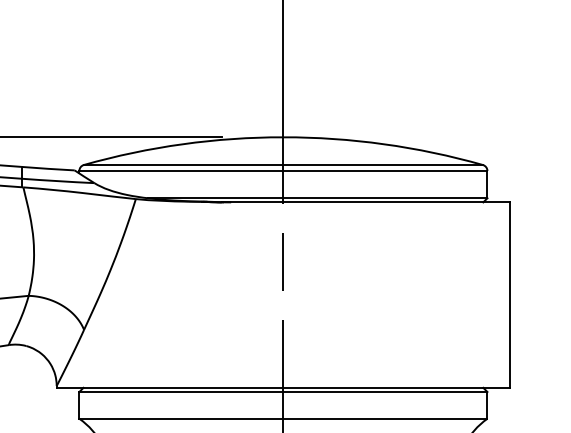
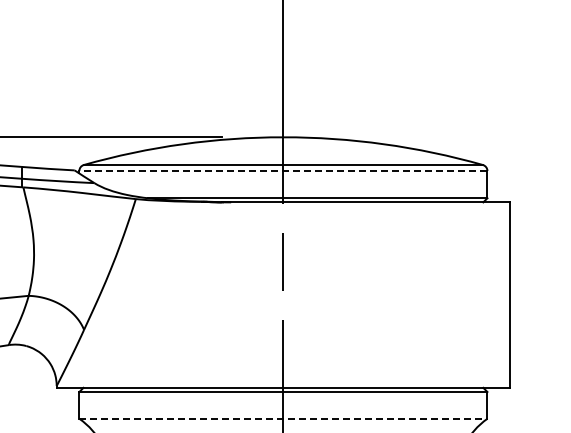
line: solid -> dashed (282, 170)
line: solid -> dashed (283, 418)
